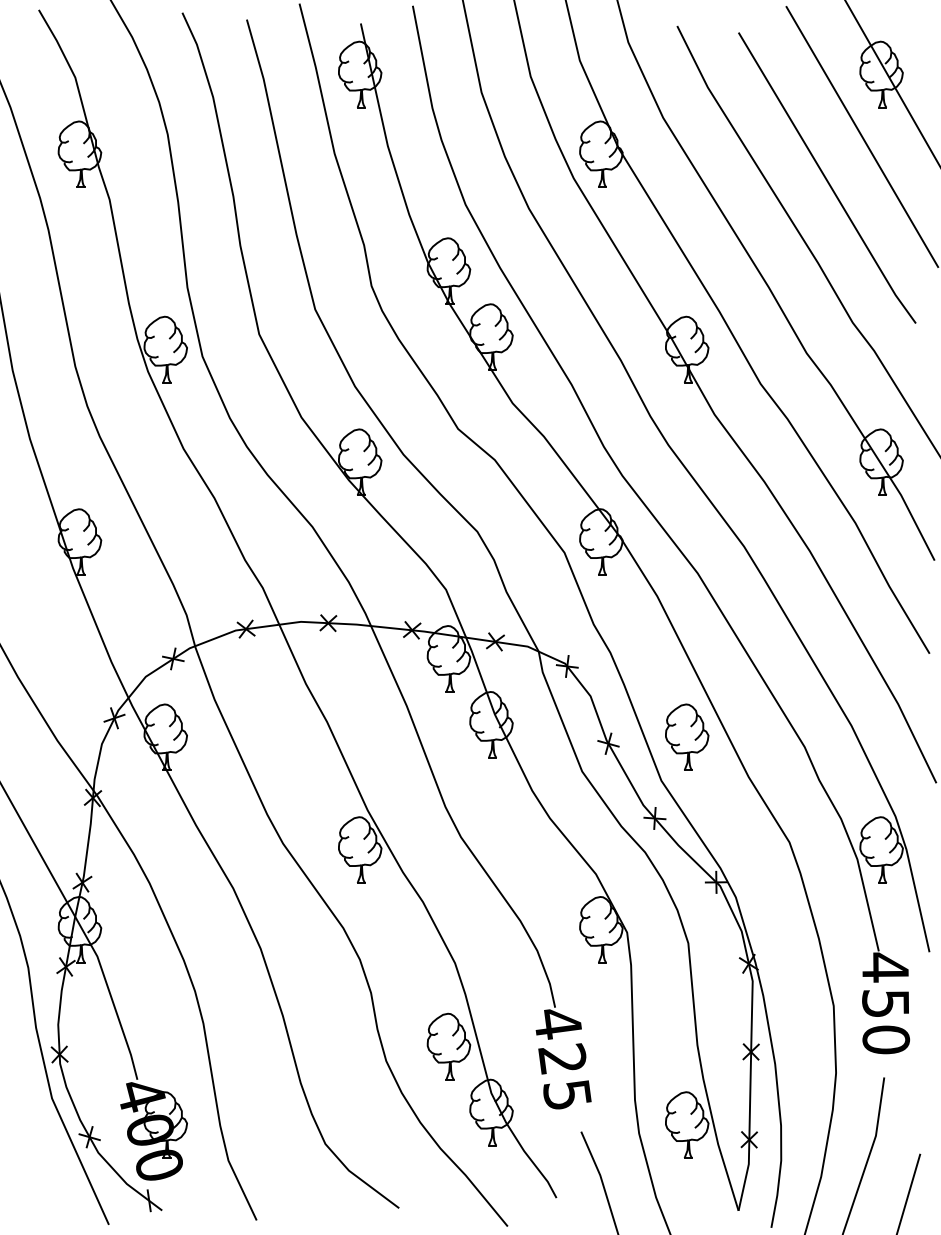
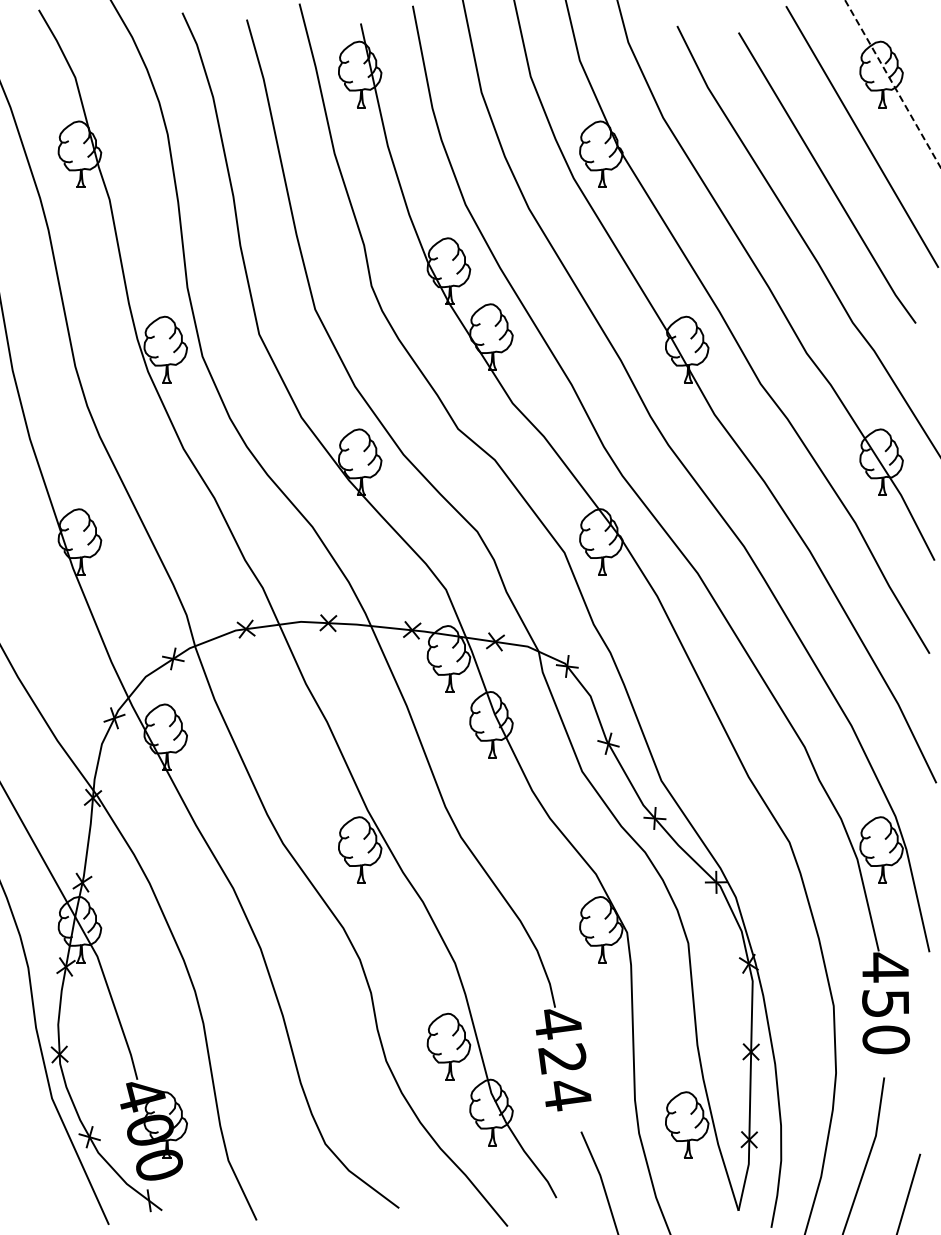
line: solid -> dashed (892, 83)
part: present -> none (687, 736)
text: 425 -> 424 (567, 1095)
